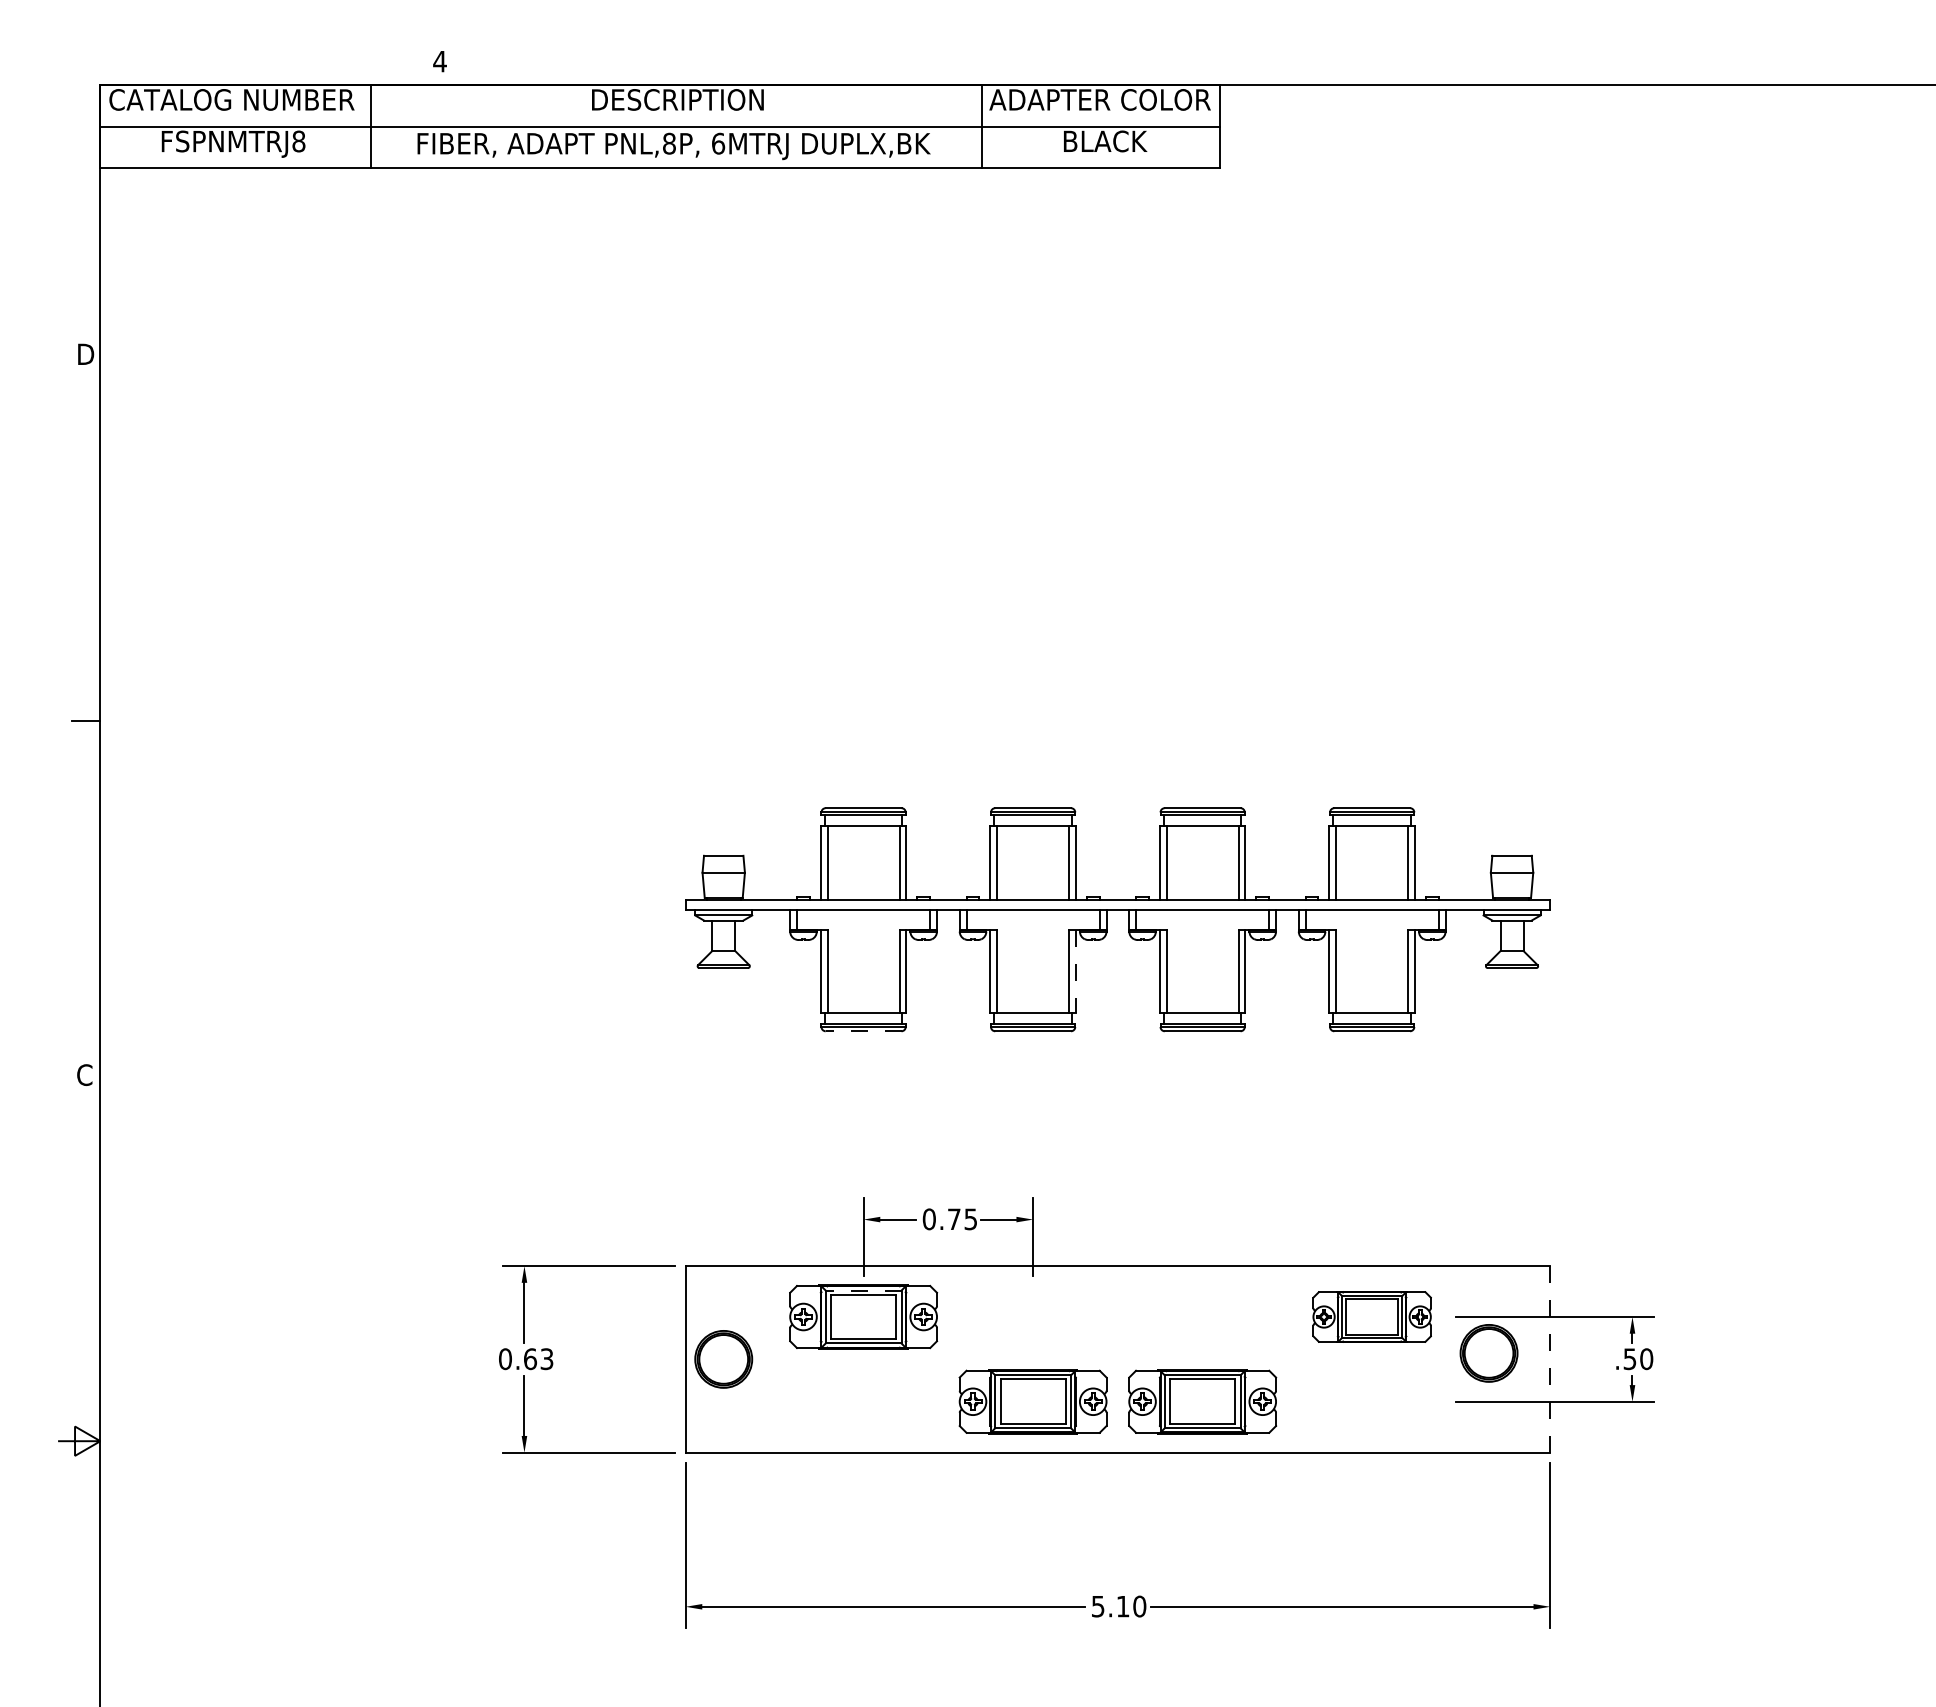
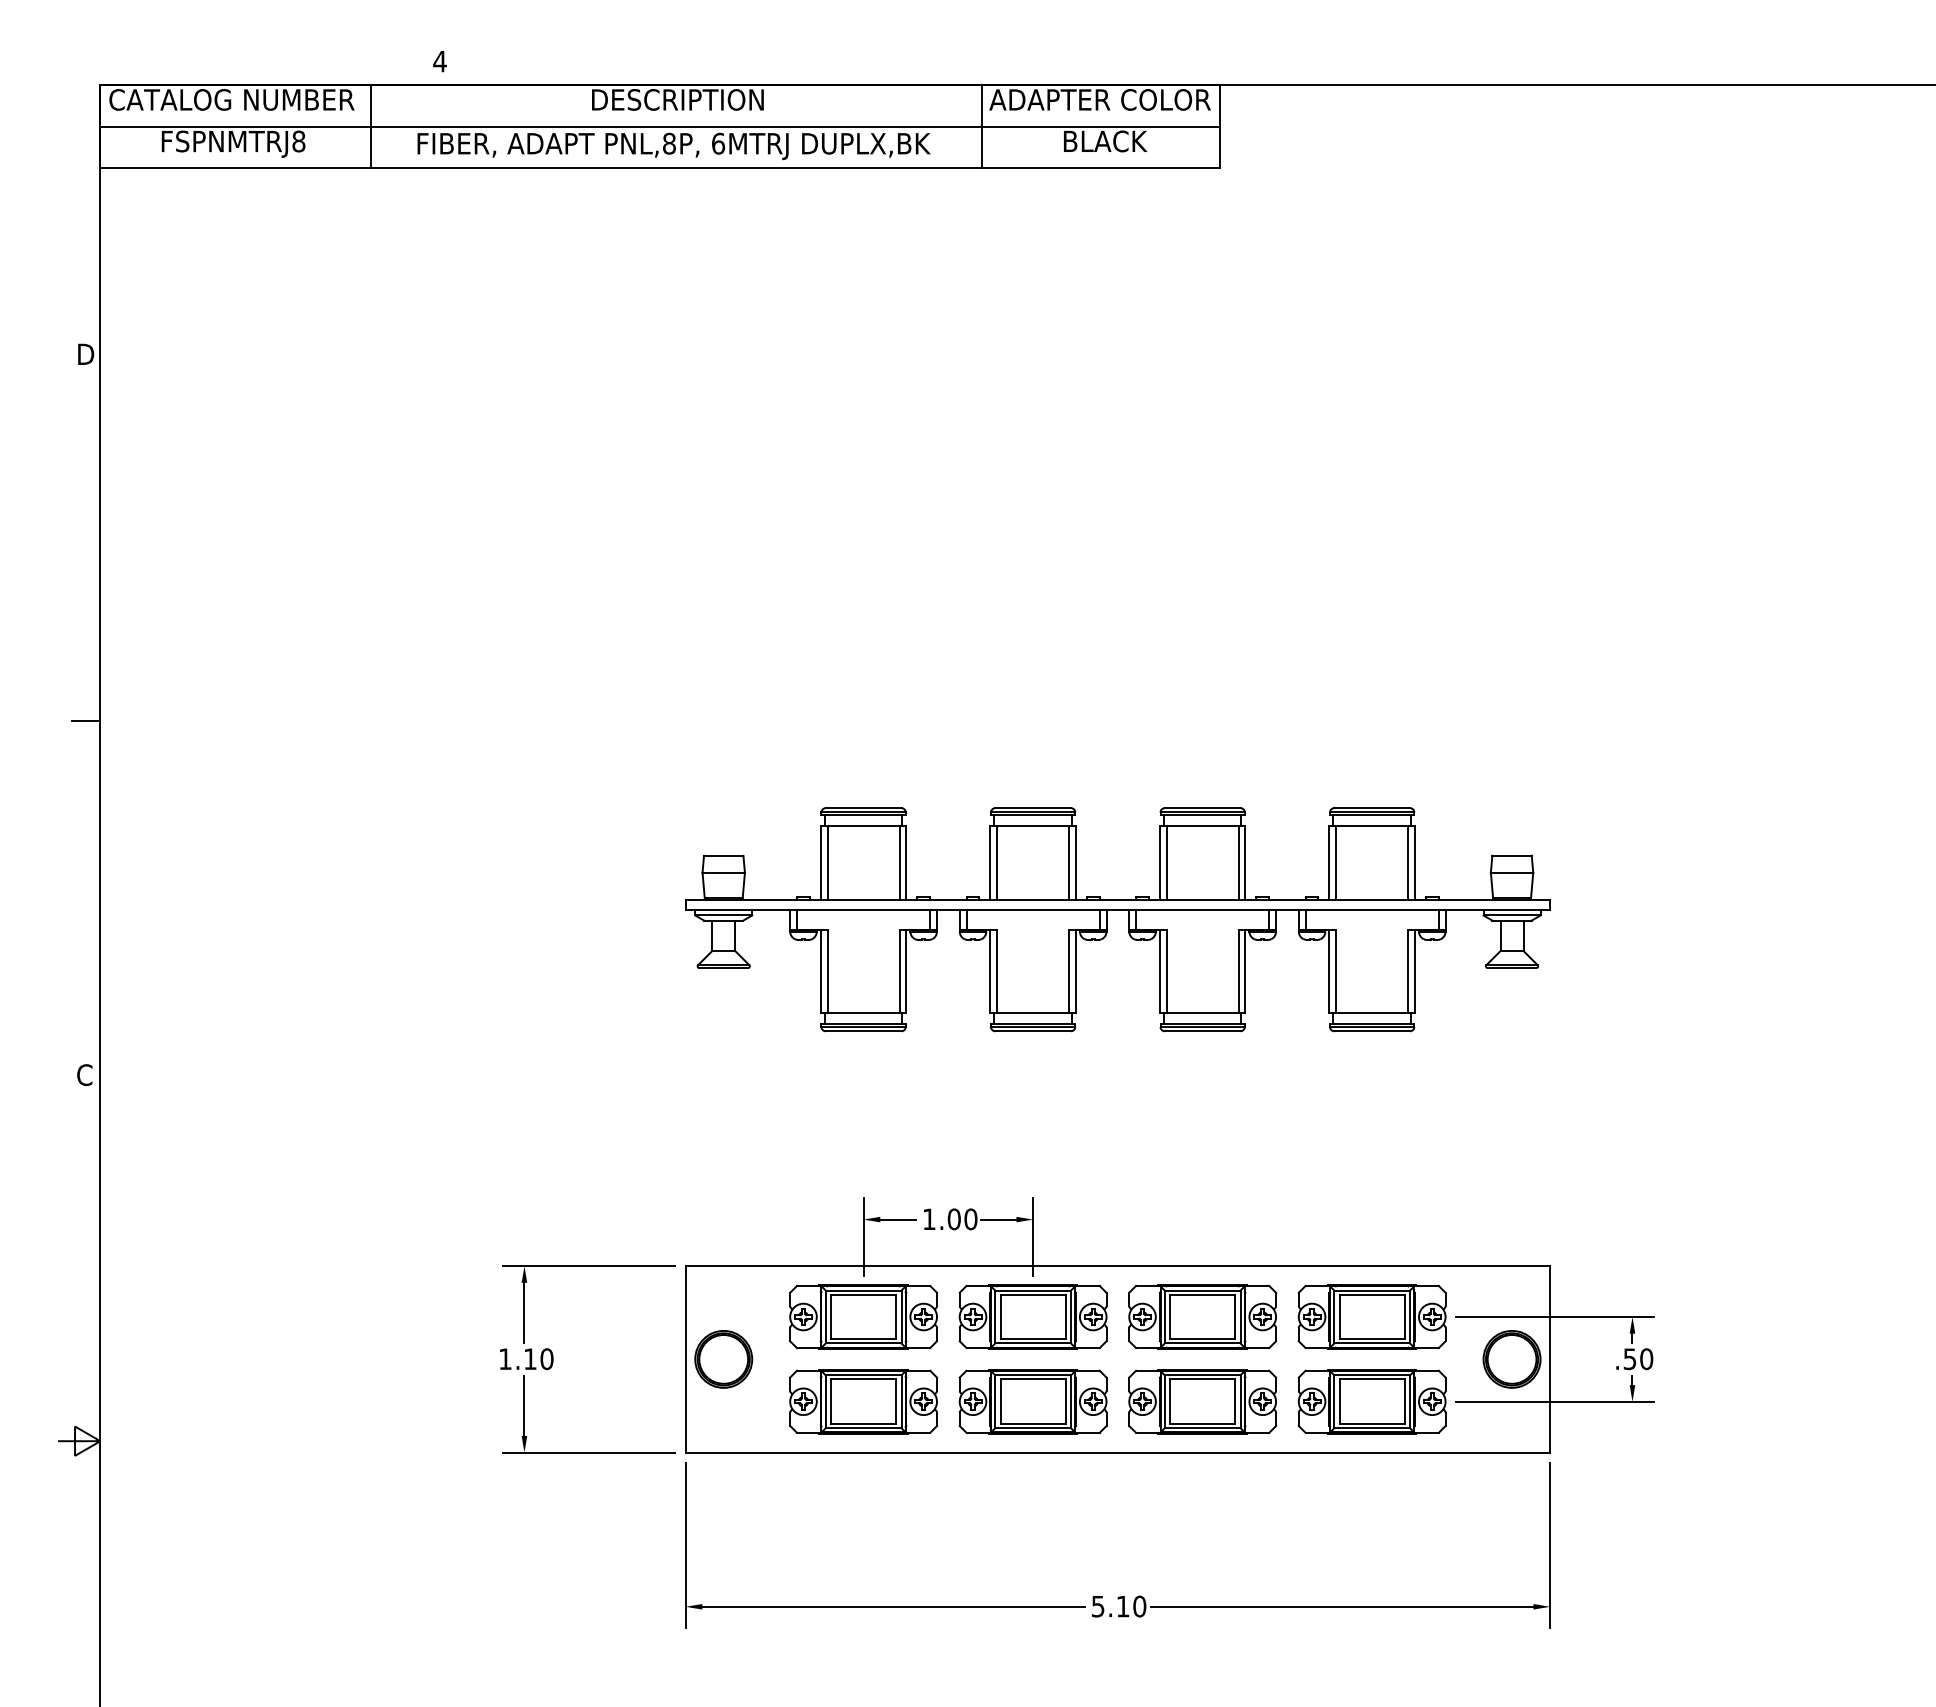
line: dashed -> solid (1075, 971)
line: dashed -> solid (863, 1031)
text: 0.75 -> 1.00 (949, 1219)
line: dashed -> solid (863, 1290)
part: none -> present (1032, 1316)
part: none -> present (1202, 1316)
part size: 120x52 px -> 150x66 px (1371, 1316)
part position: (1488, 1353) -> (1511, 1359) (1511, 1359)
text: 0.63 -> 1.10 (526, 1359)
line: dashed -> solid (1550, 1359)
part: none -> present (863, 1401)
part: none -> present (1371, 1401)
